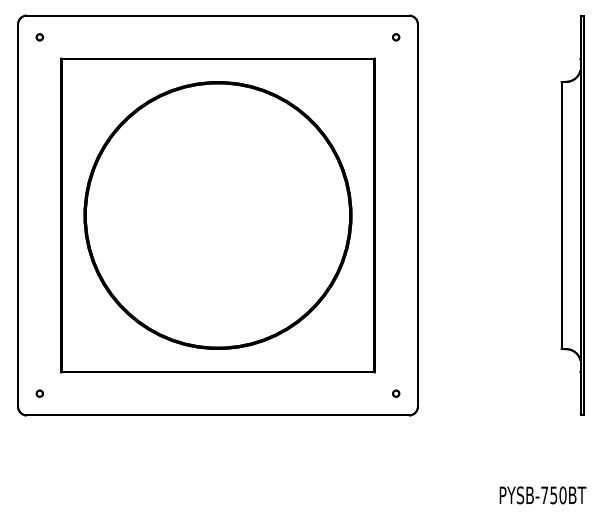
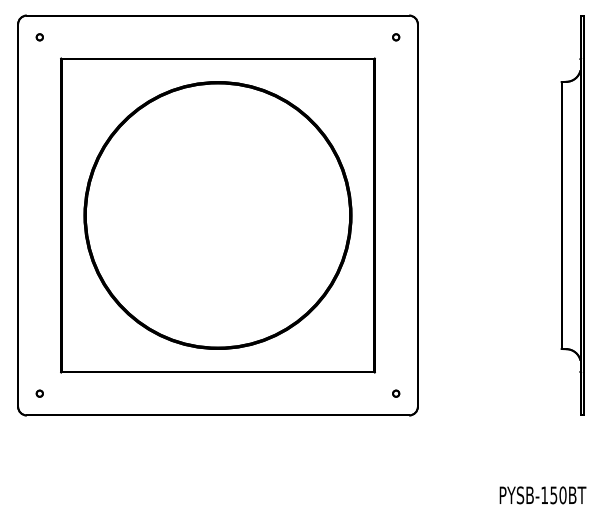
text: PYSB-750BT -> PYSB-150BT (544, 494)
